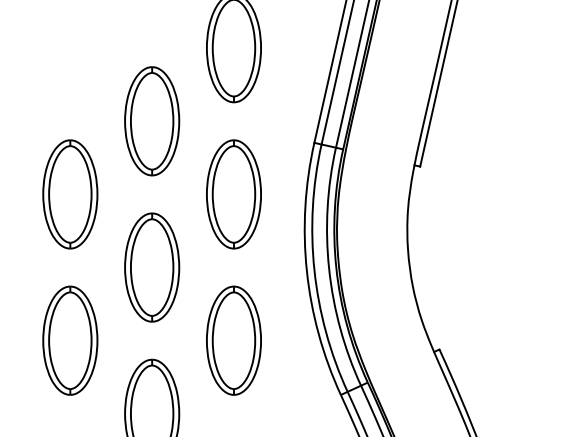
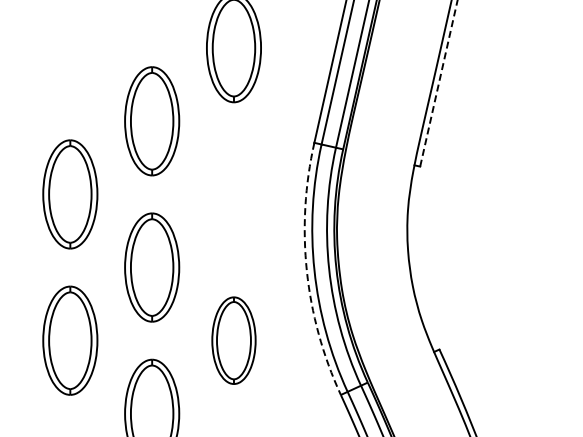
line: solid -> dashed (438, 83)
part: present -> none (233, 194)
arc: solid -> dashed (306, 271)
part size: 56x111 px -> 46x89 px (233, 340)
